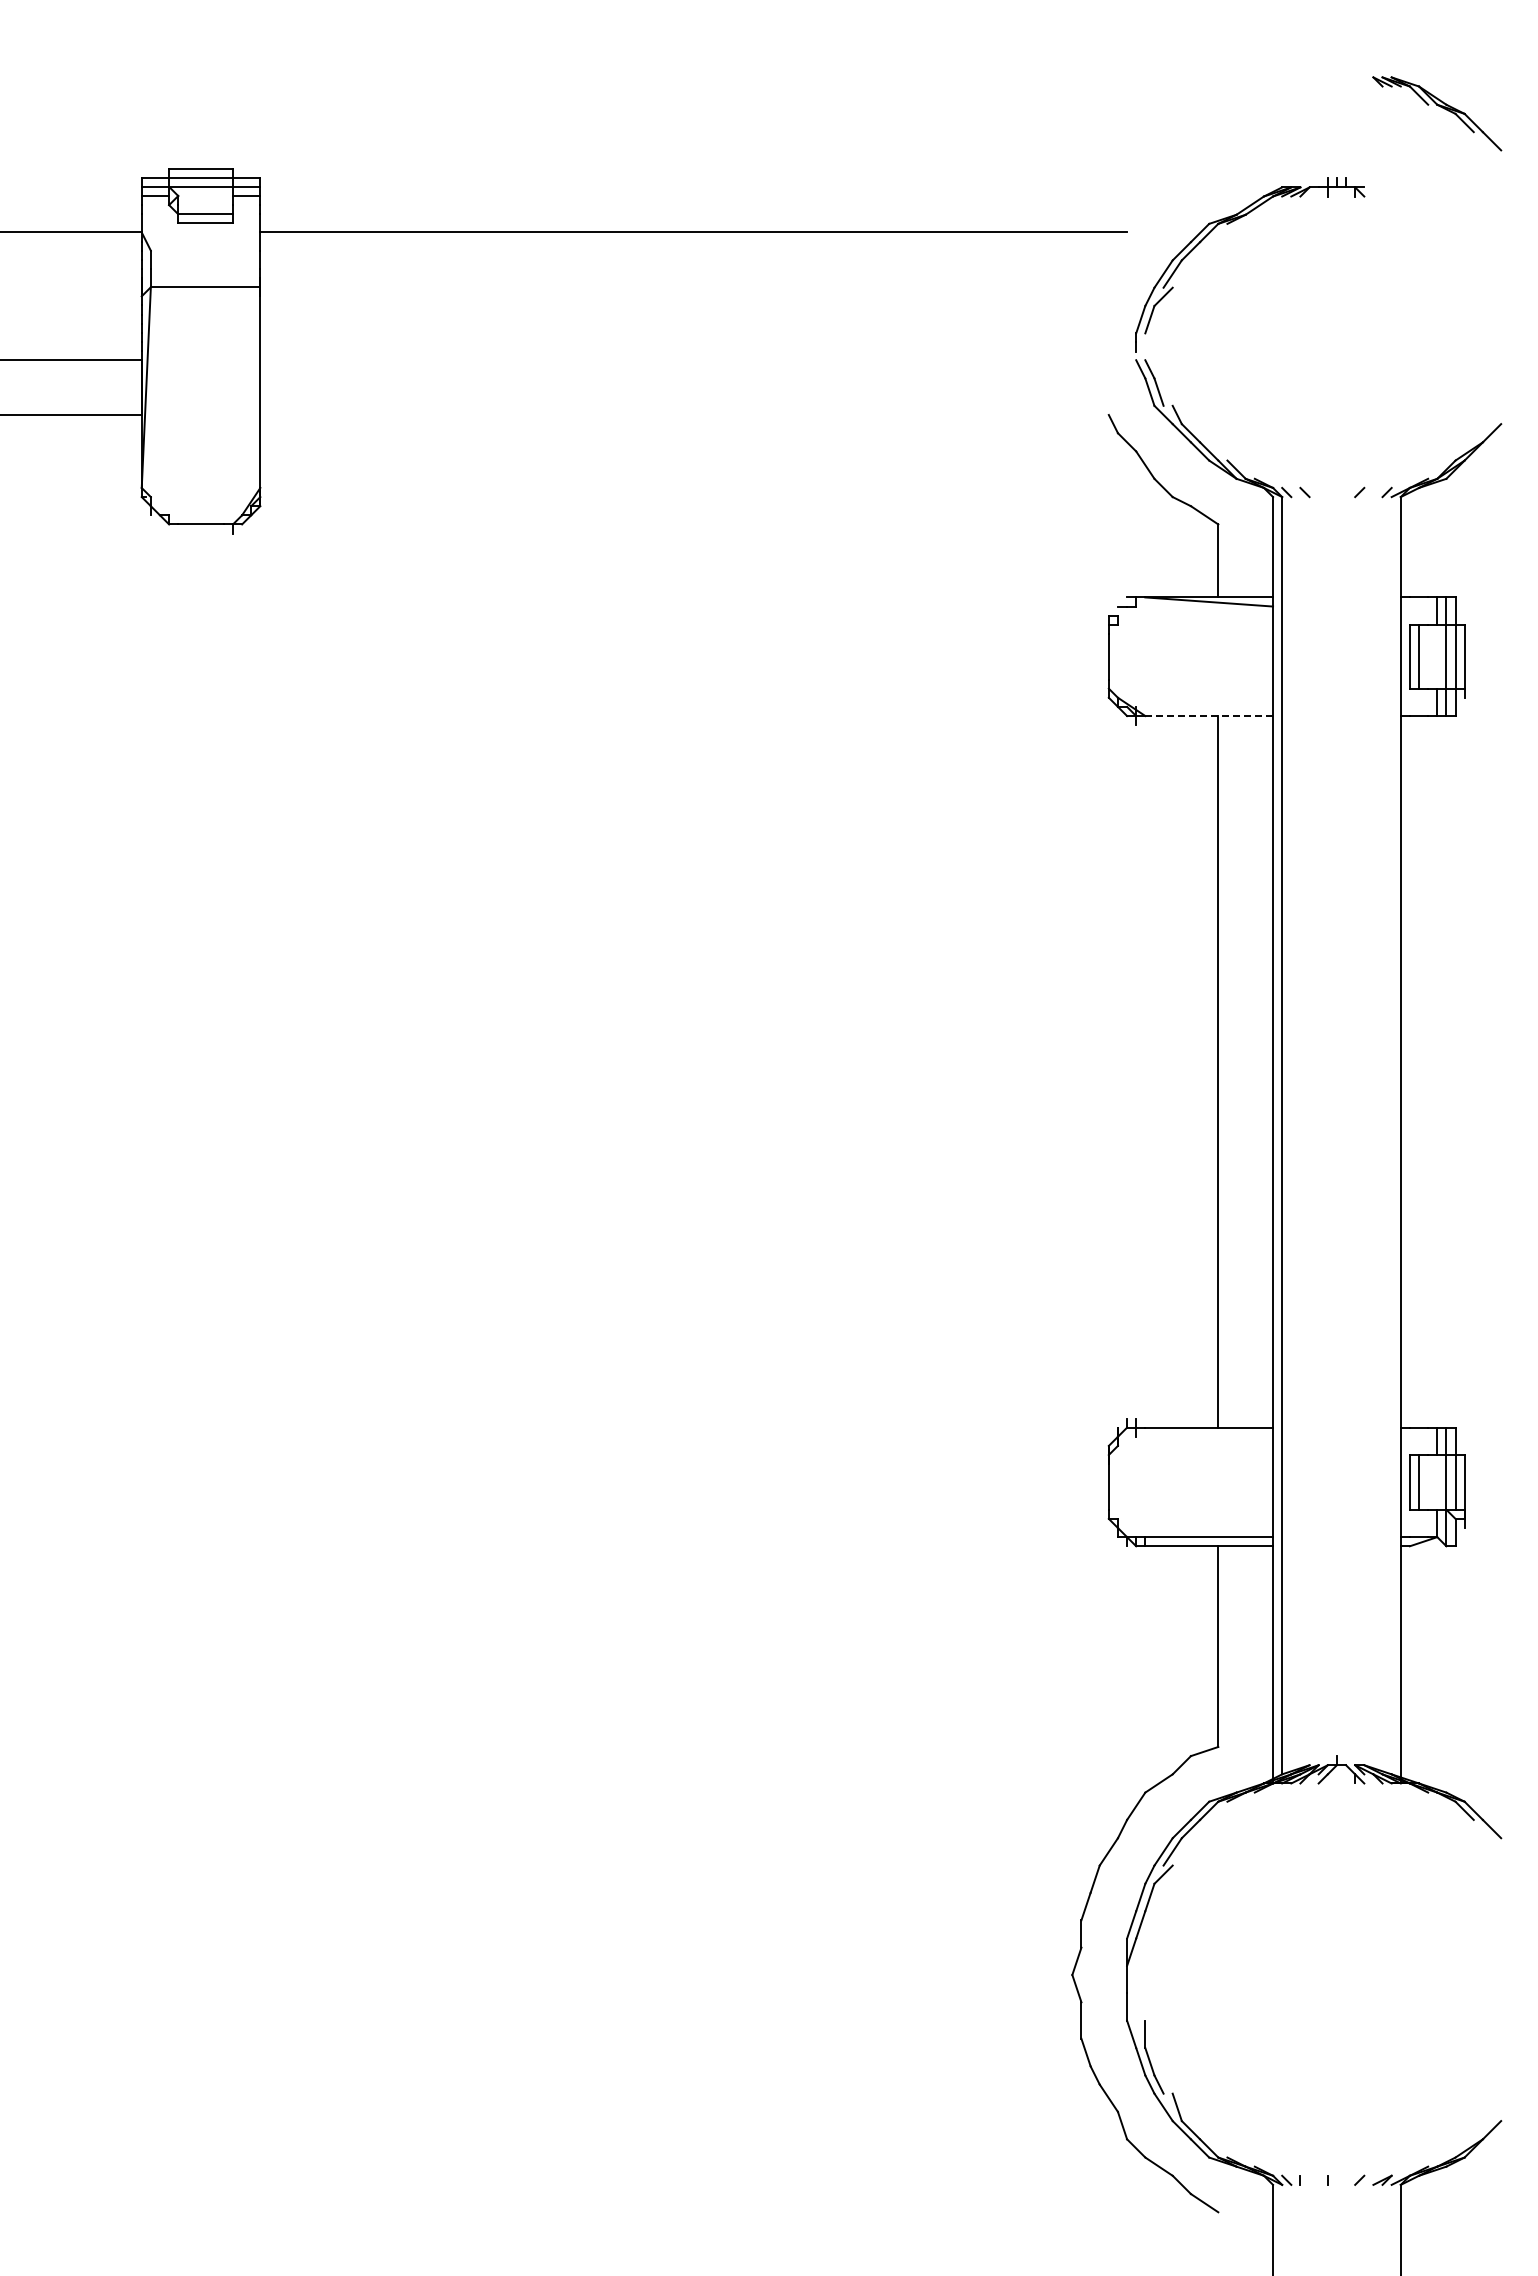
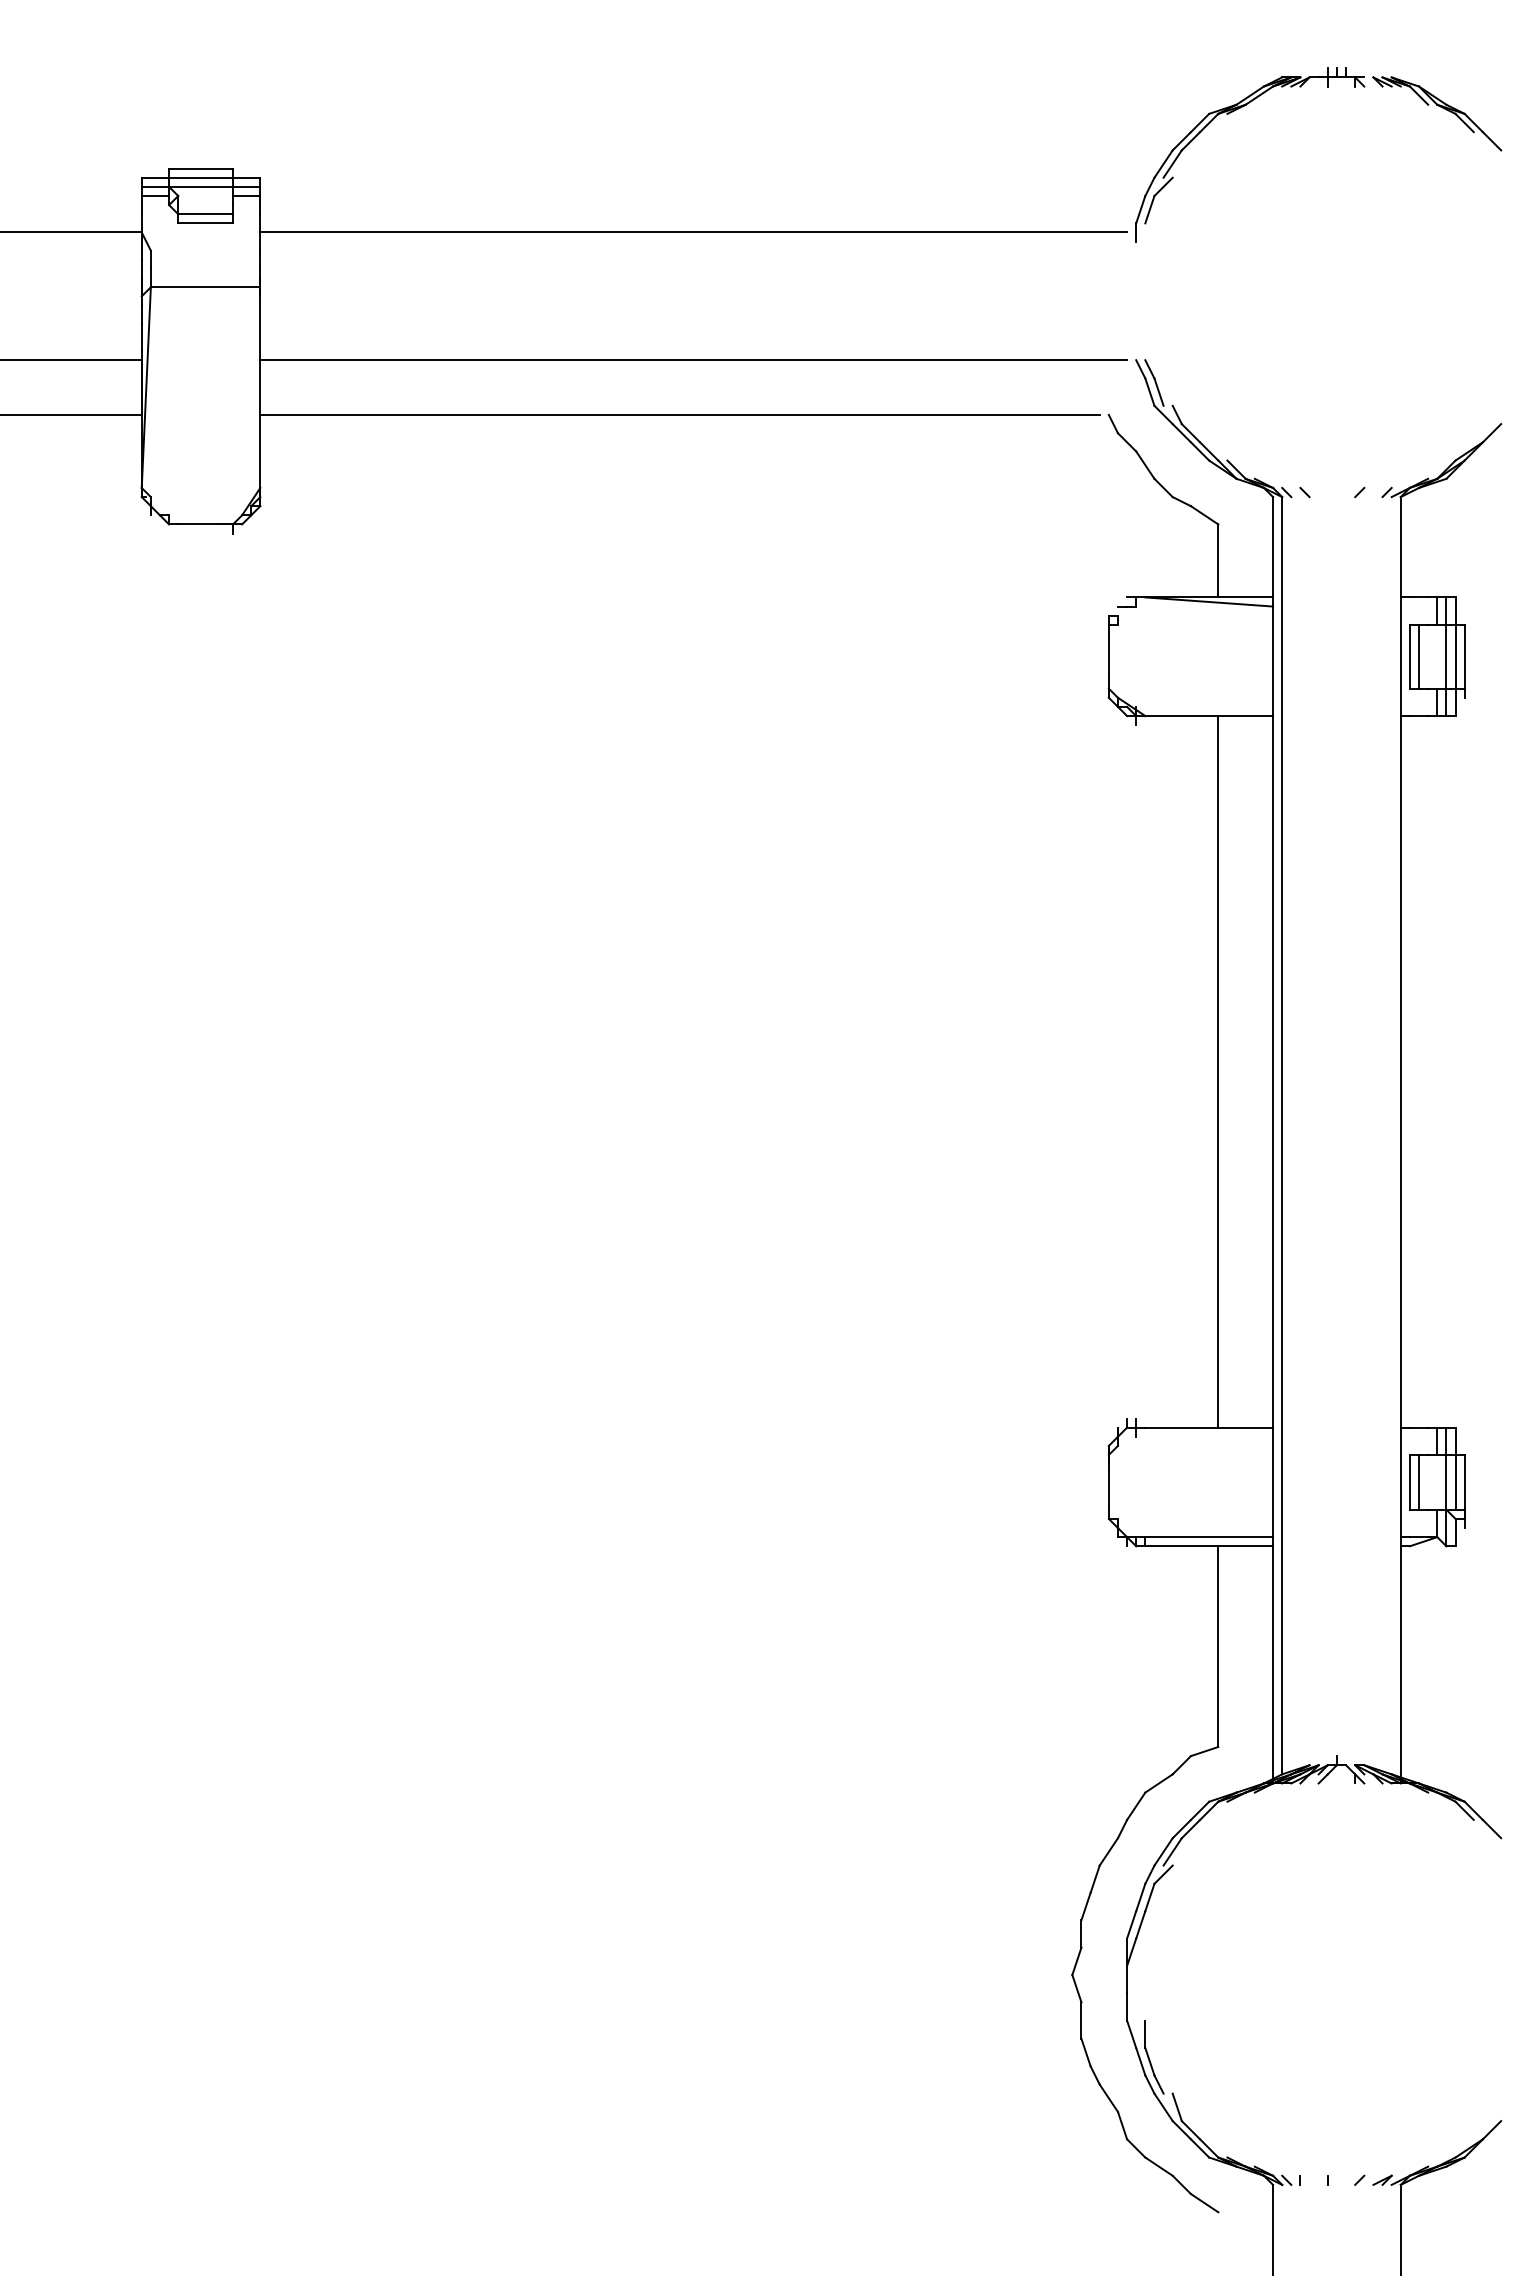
part position: (1230, 223) -> (1230, 113) (1230, 113)
line: none -> present (693, 360)
line: none -> present (679, 414)
line: dashed -> solid (1209, 716)
